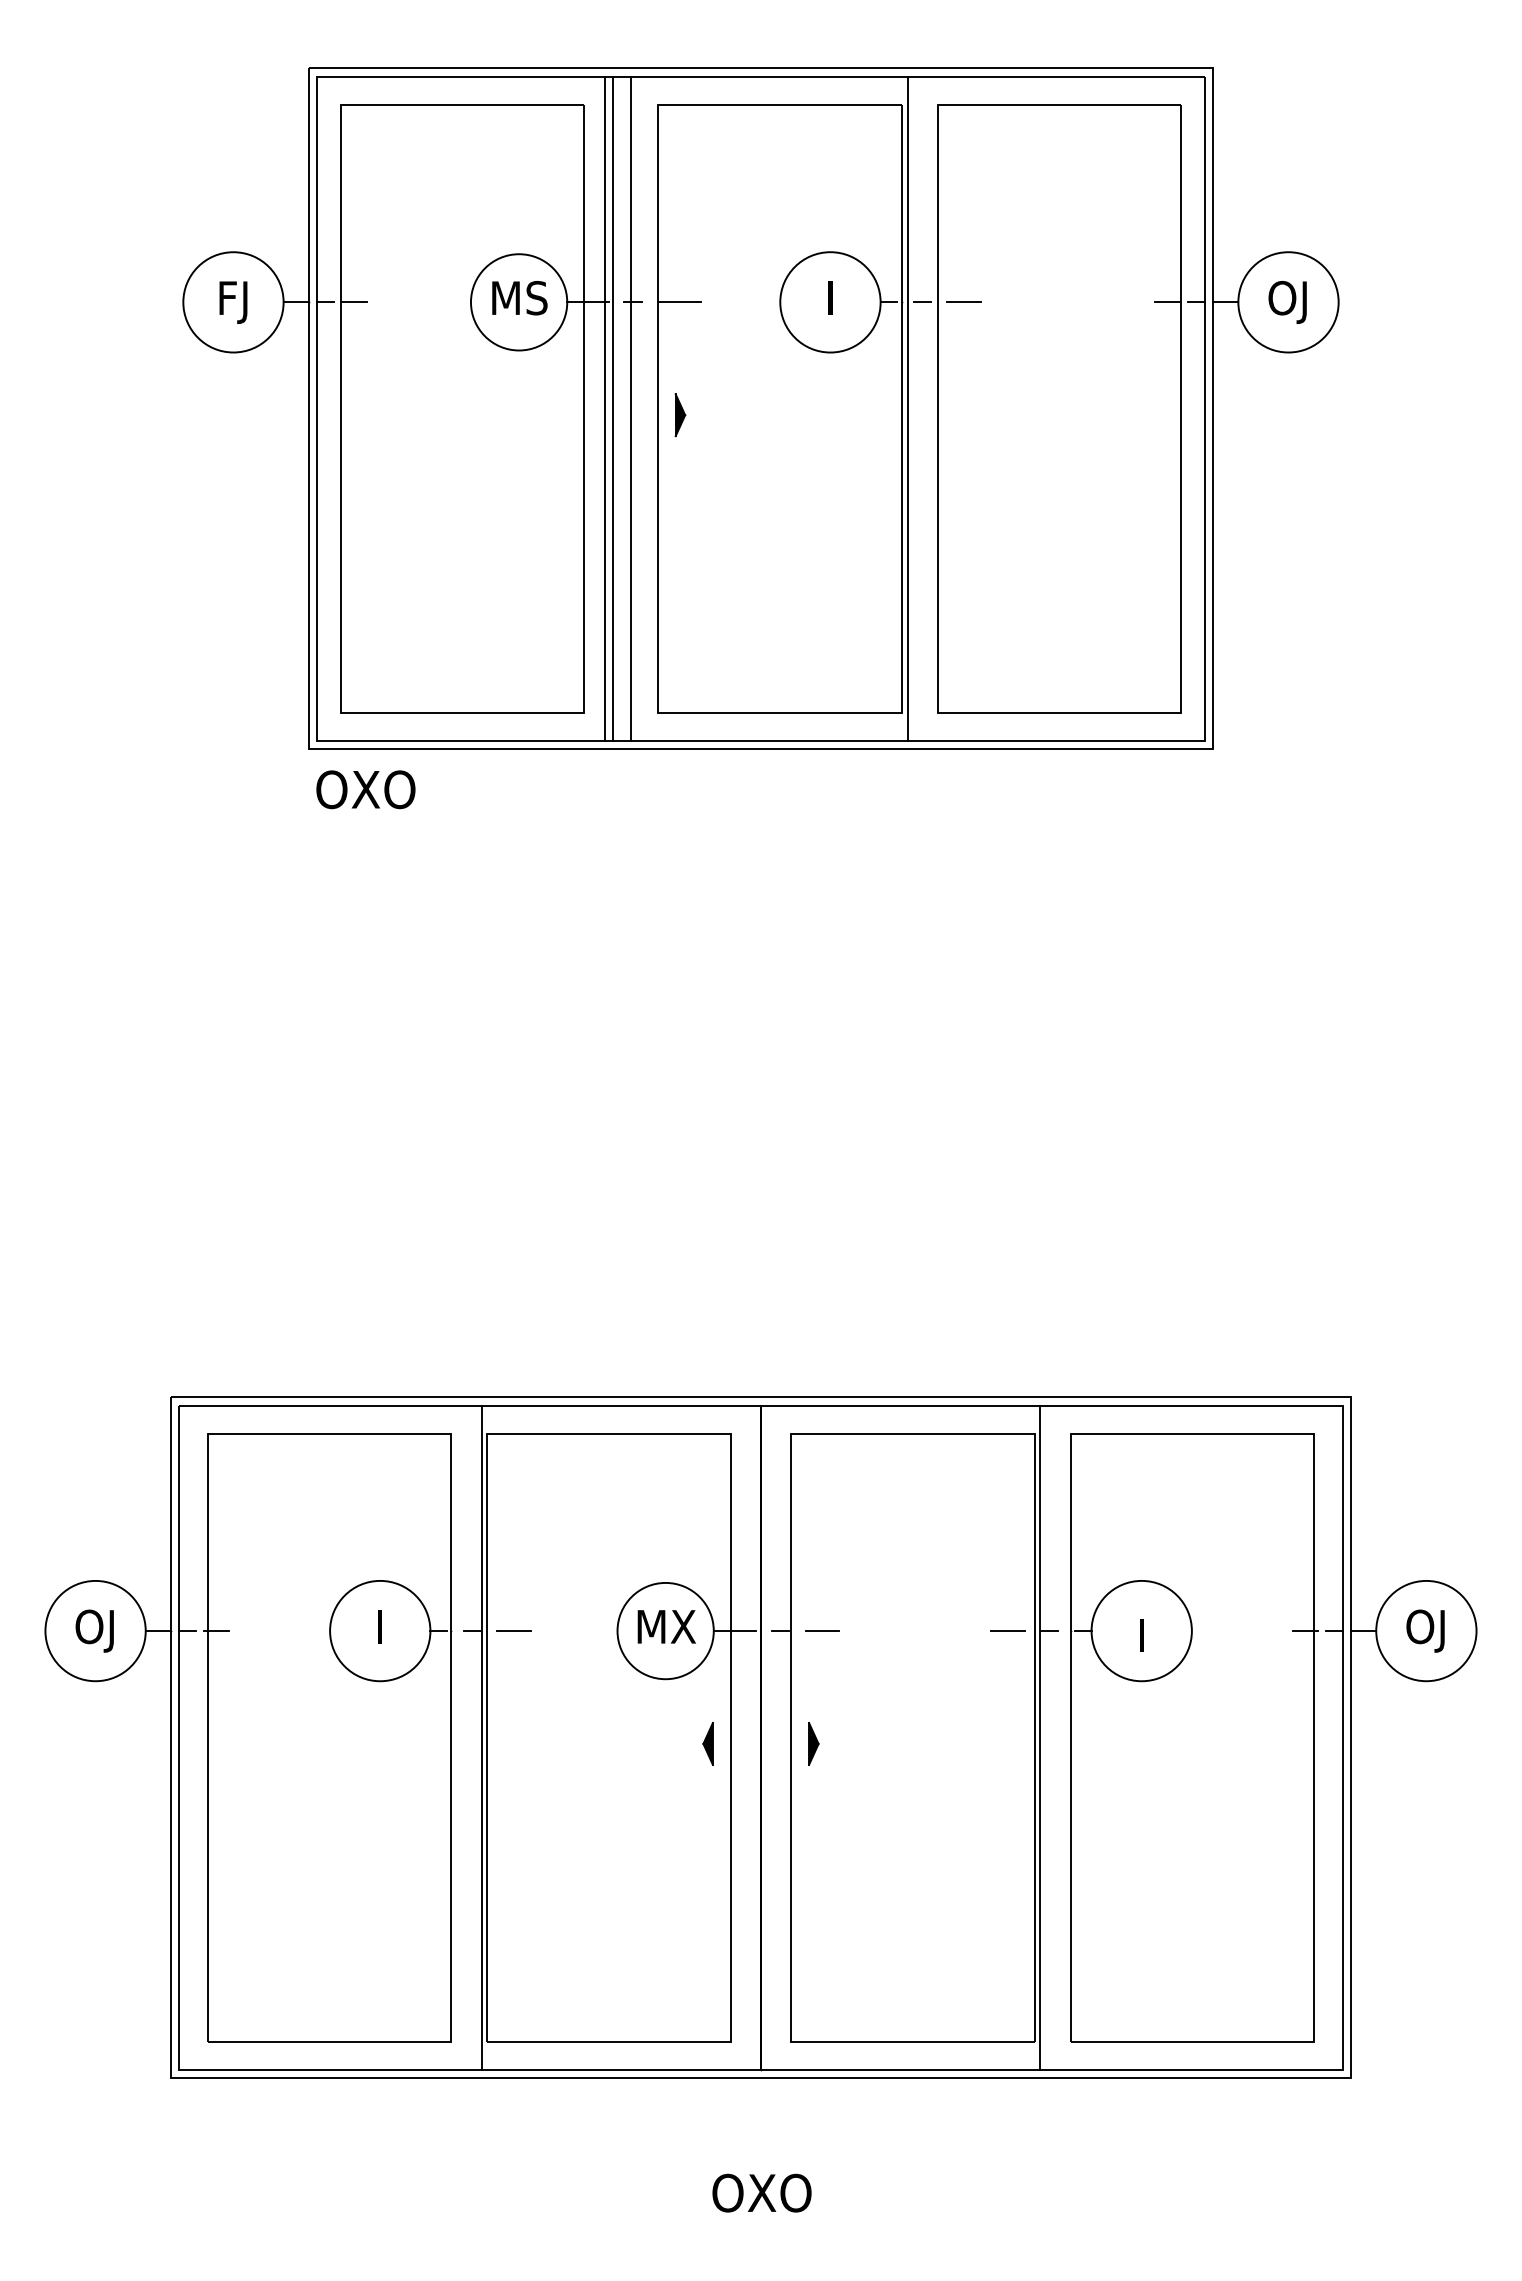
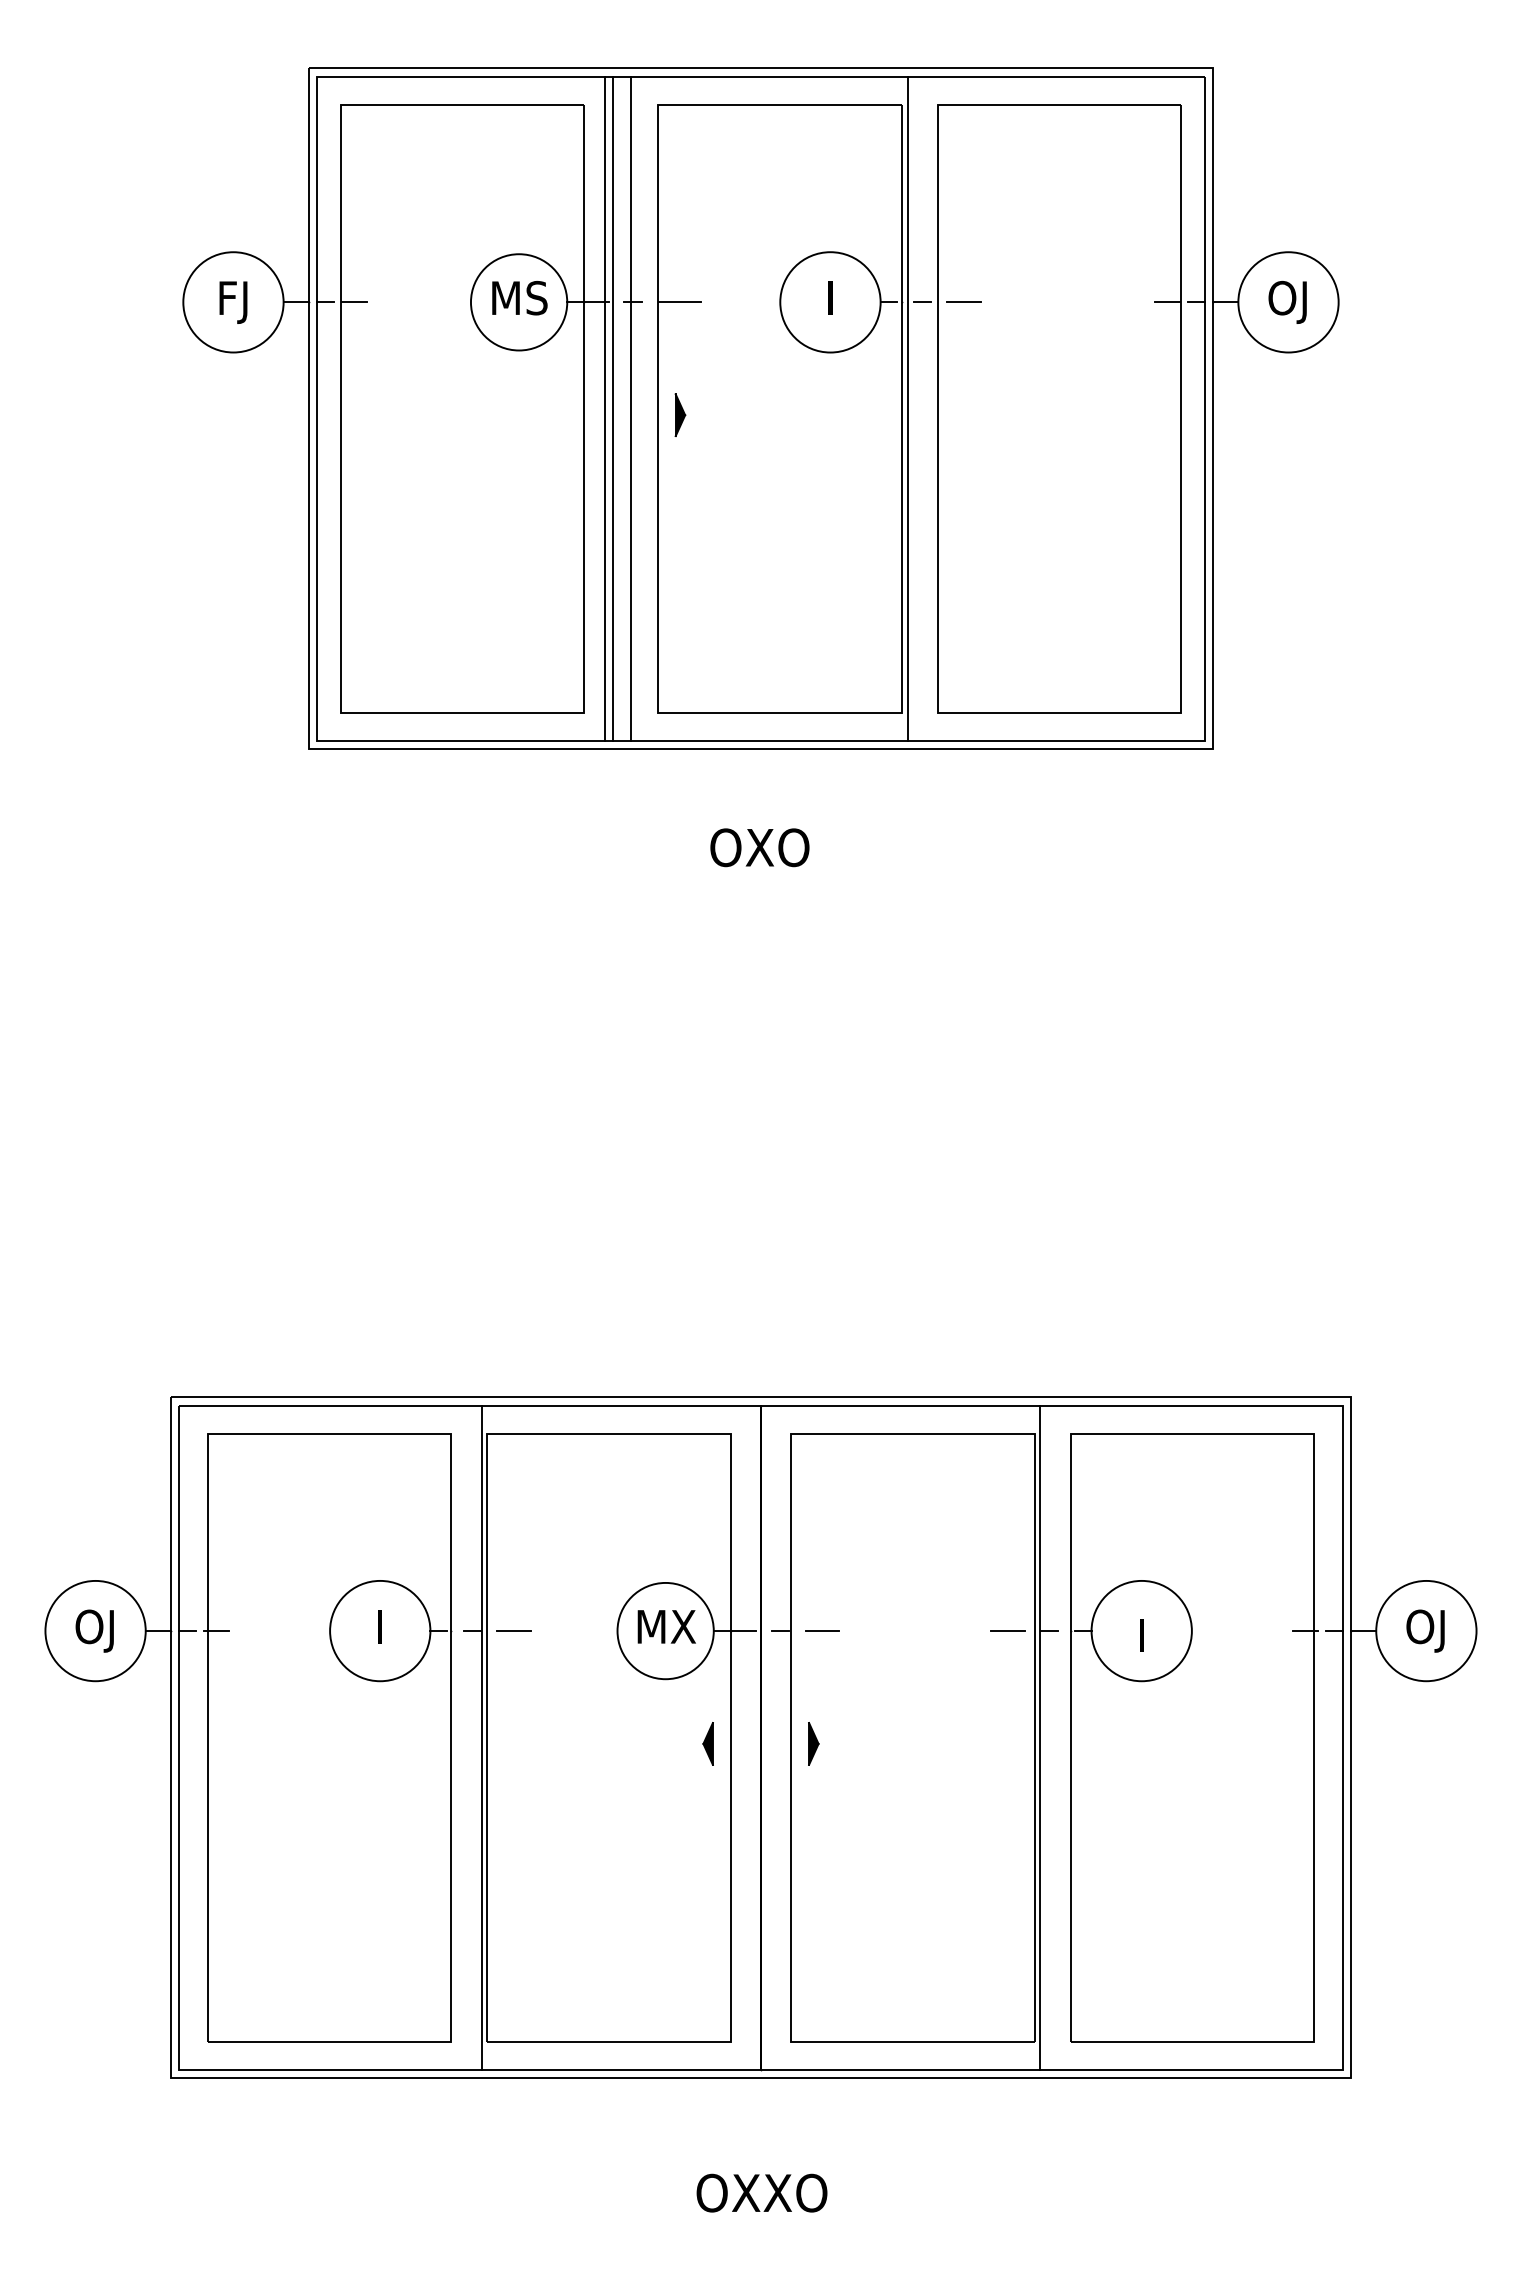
text position: (365, 789) -> (759, 847) (759, 847)
text: OXO -> OXXO (761, 2192)
